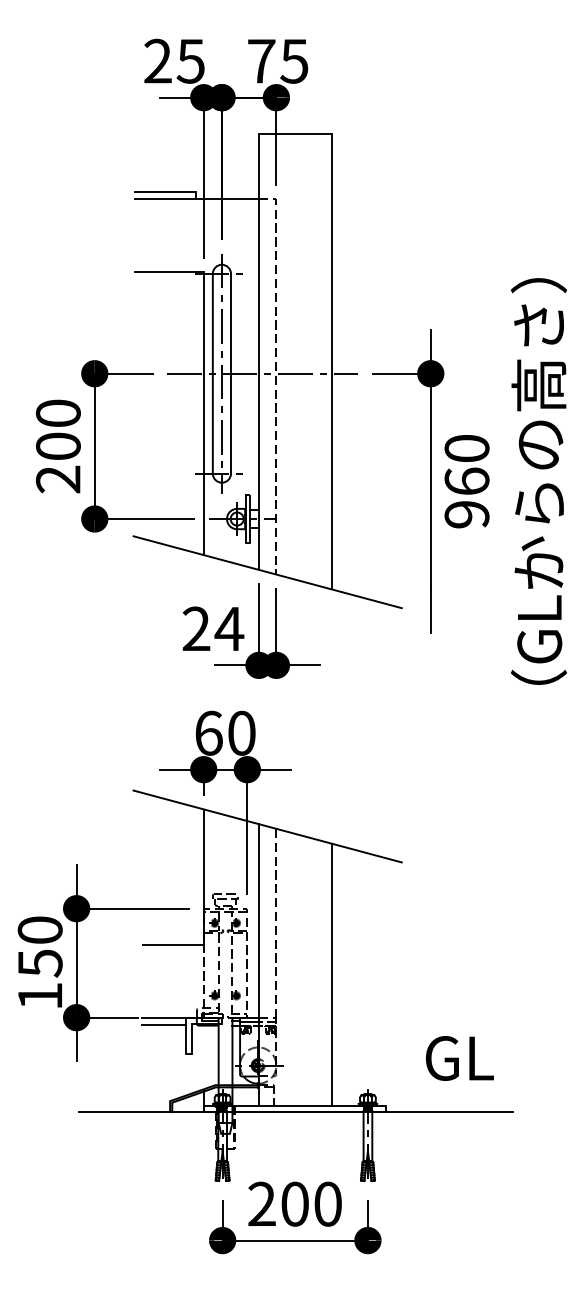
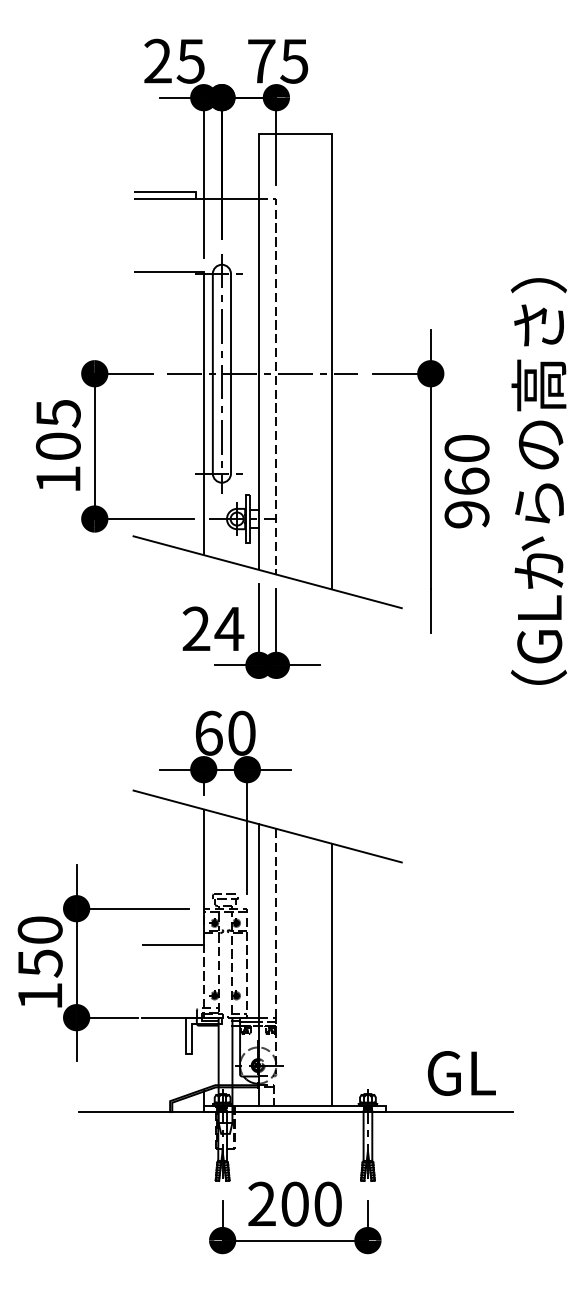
text: 200 -> 105 (57, 446)
line: present -> none (163, 1024)
text position: (459, 1058) -> (461, 1073) (461, 1073)
